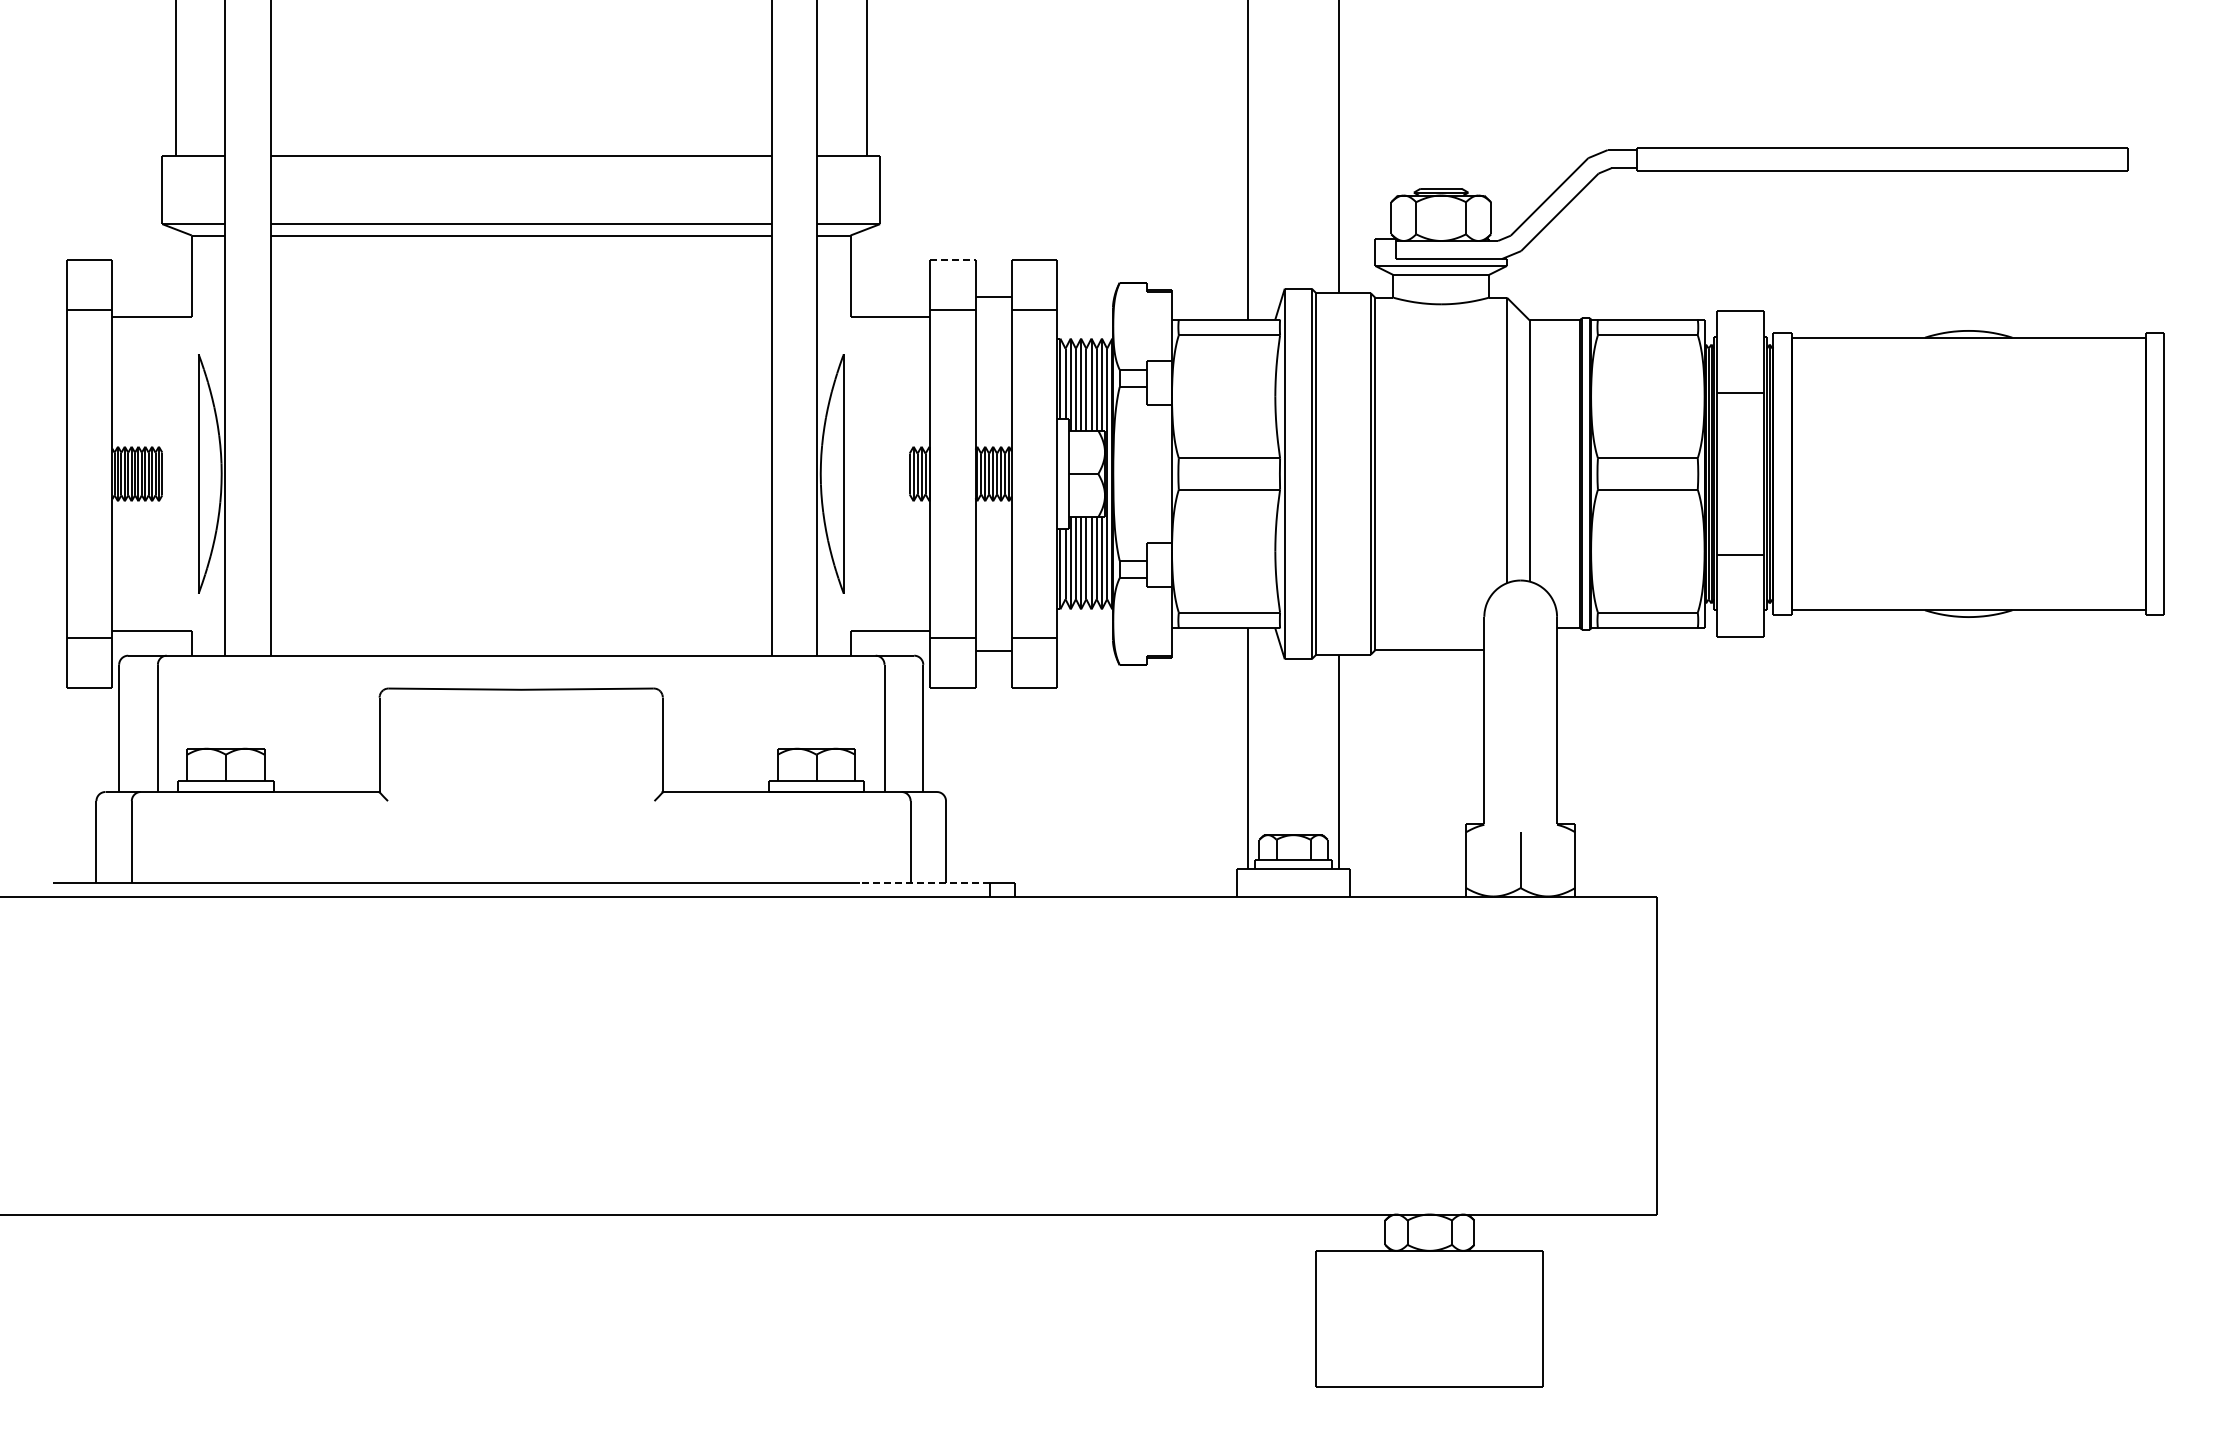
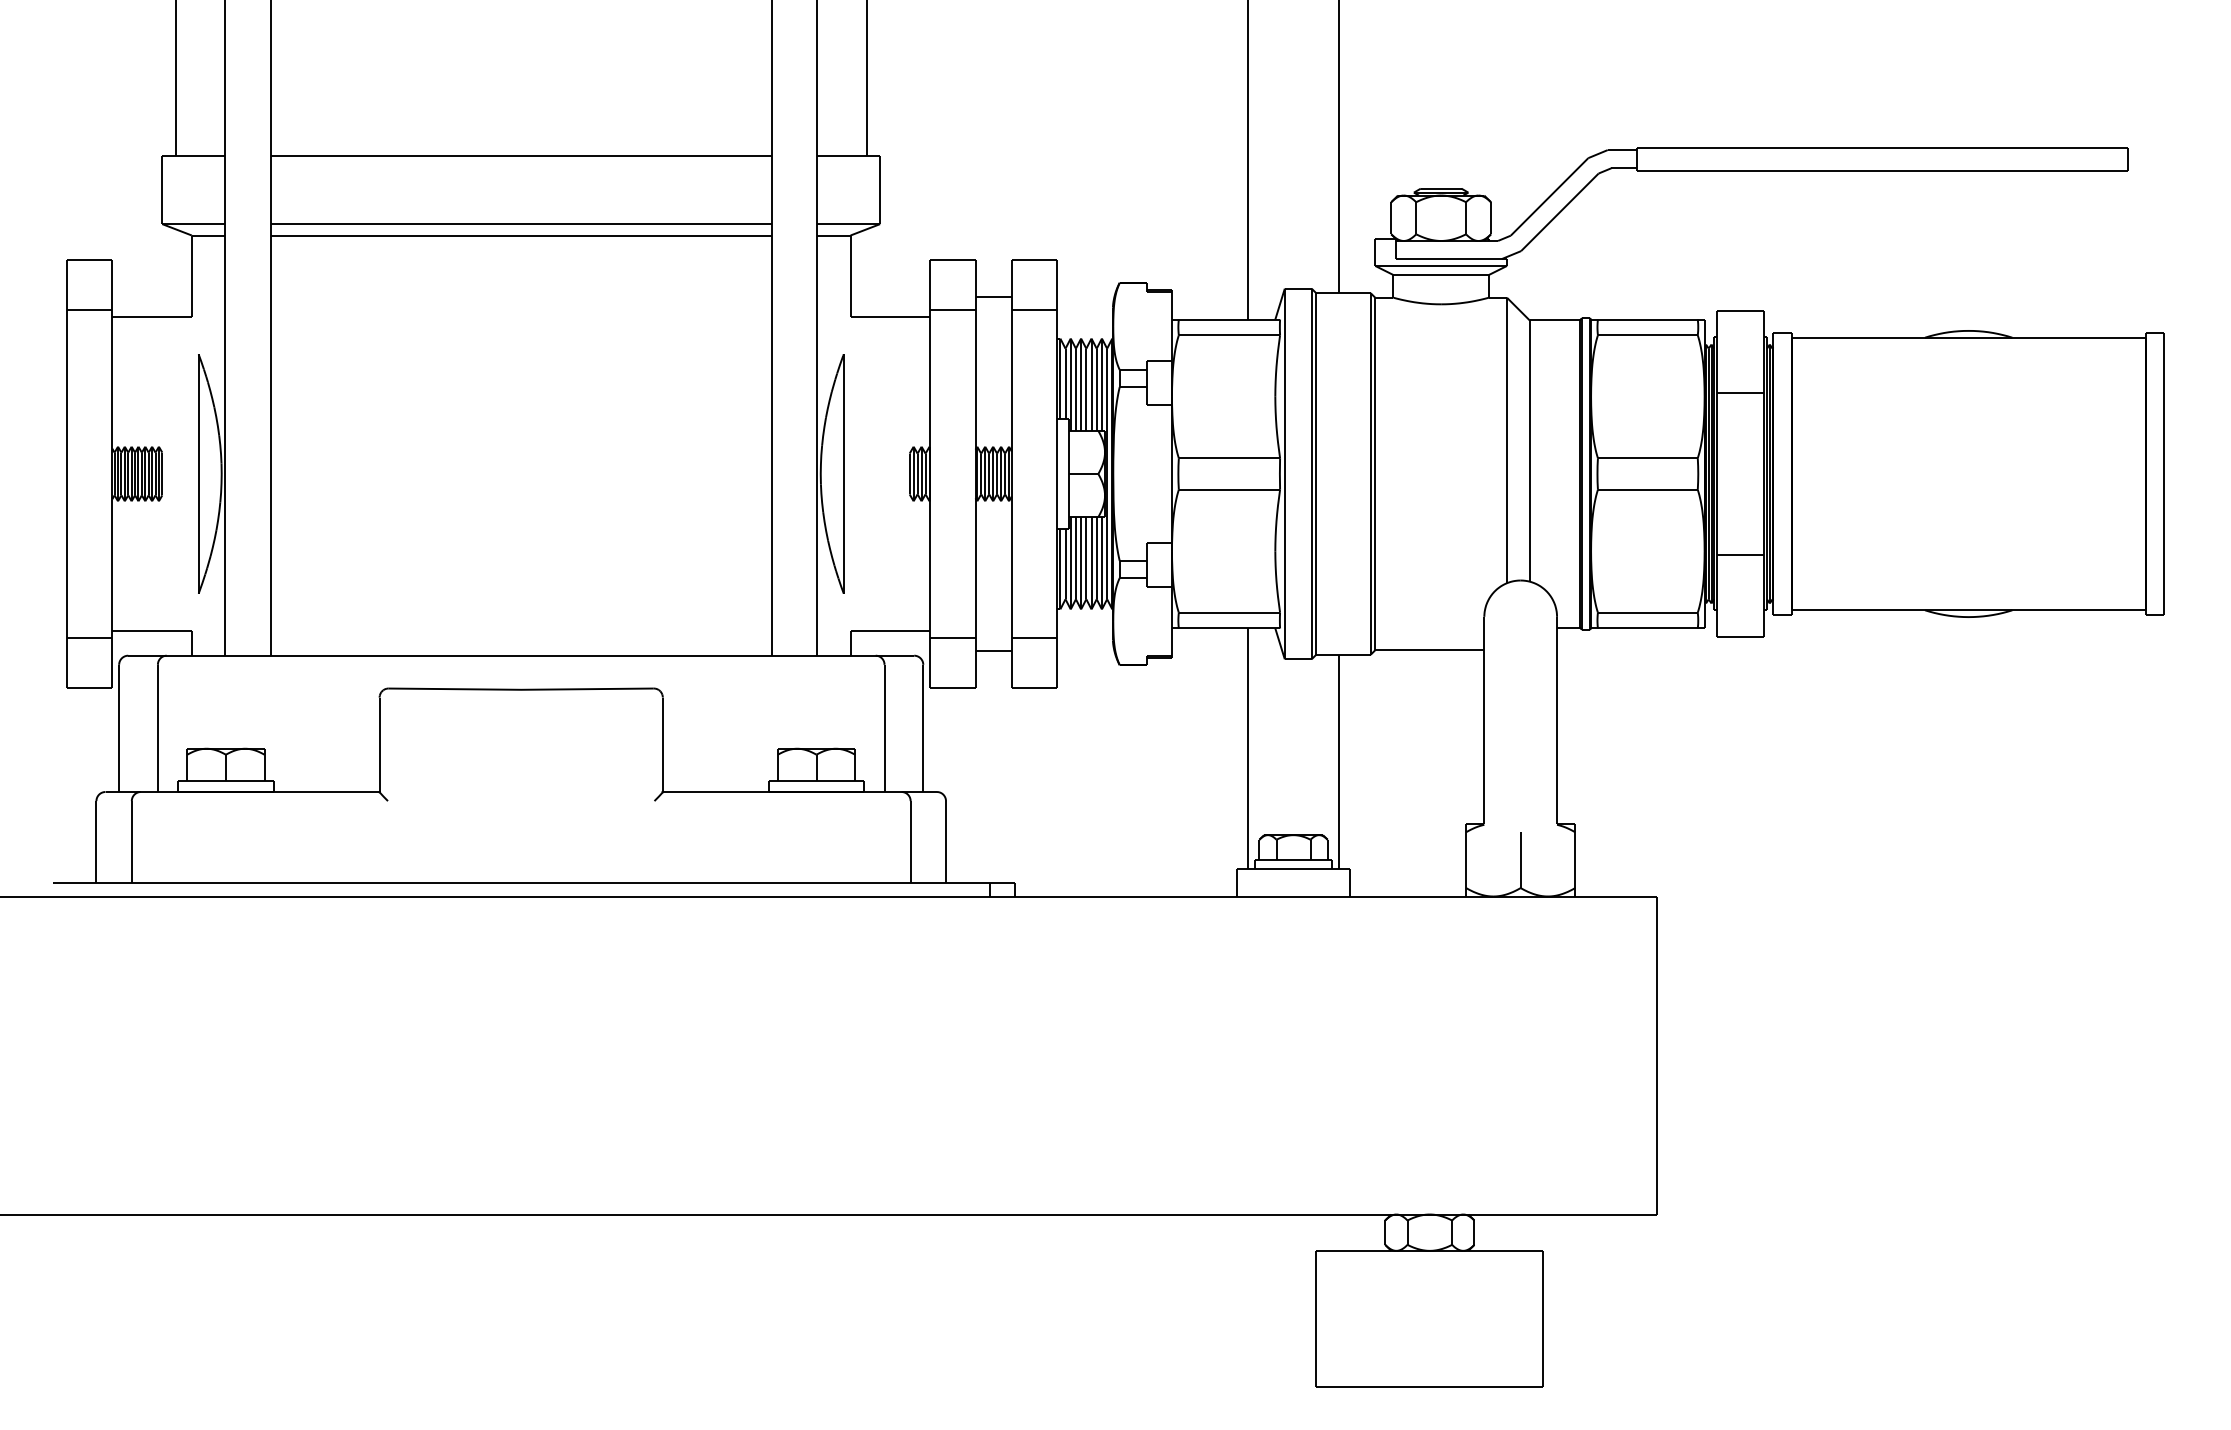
line: dashed -> solid (952, 260)
line: dashed -> solid (924, 882)
